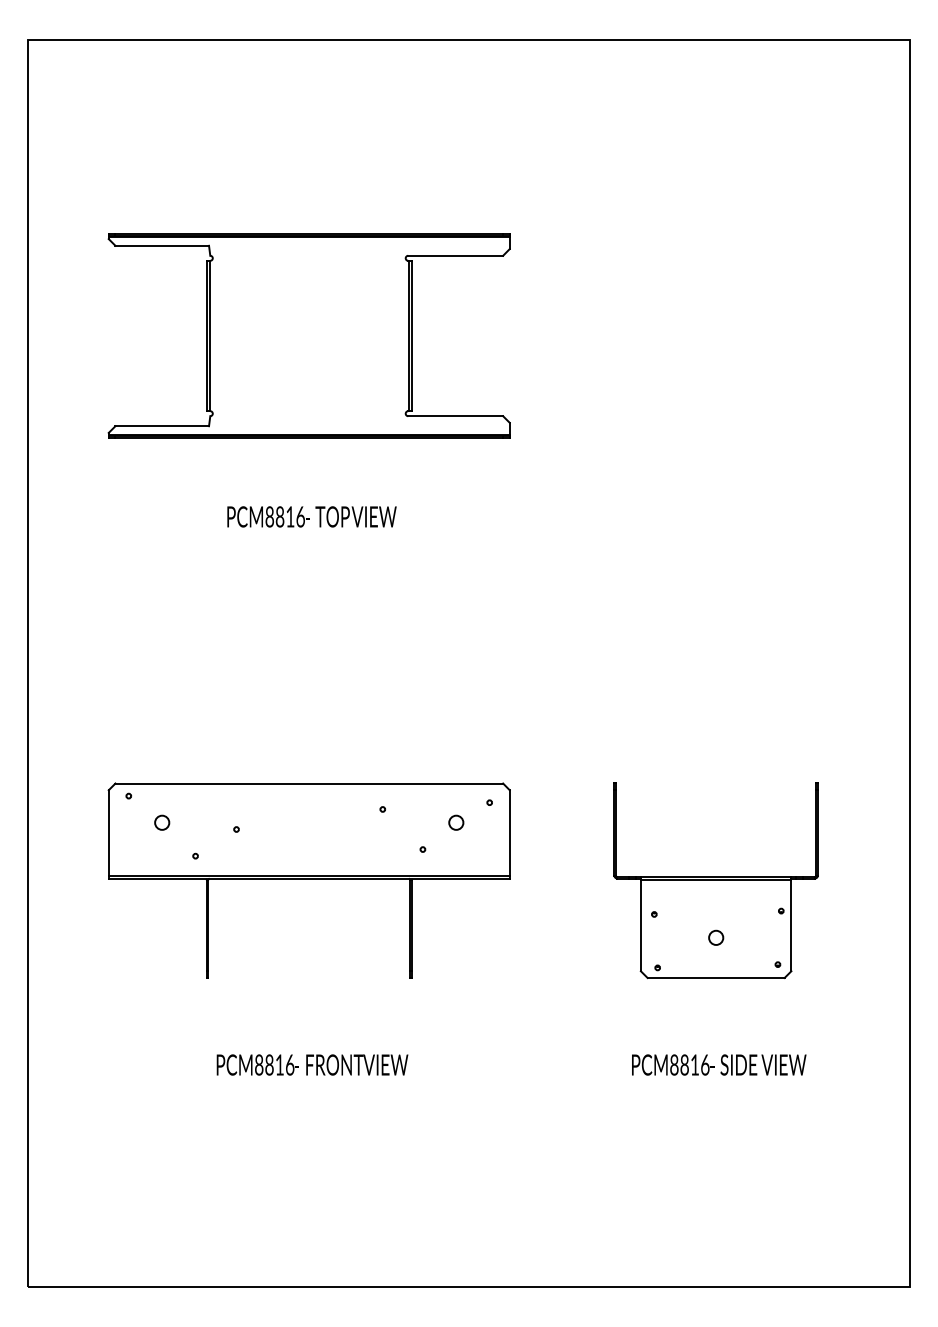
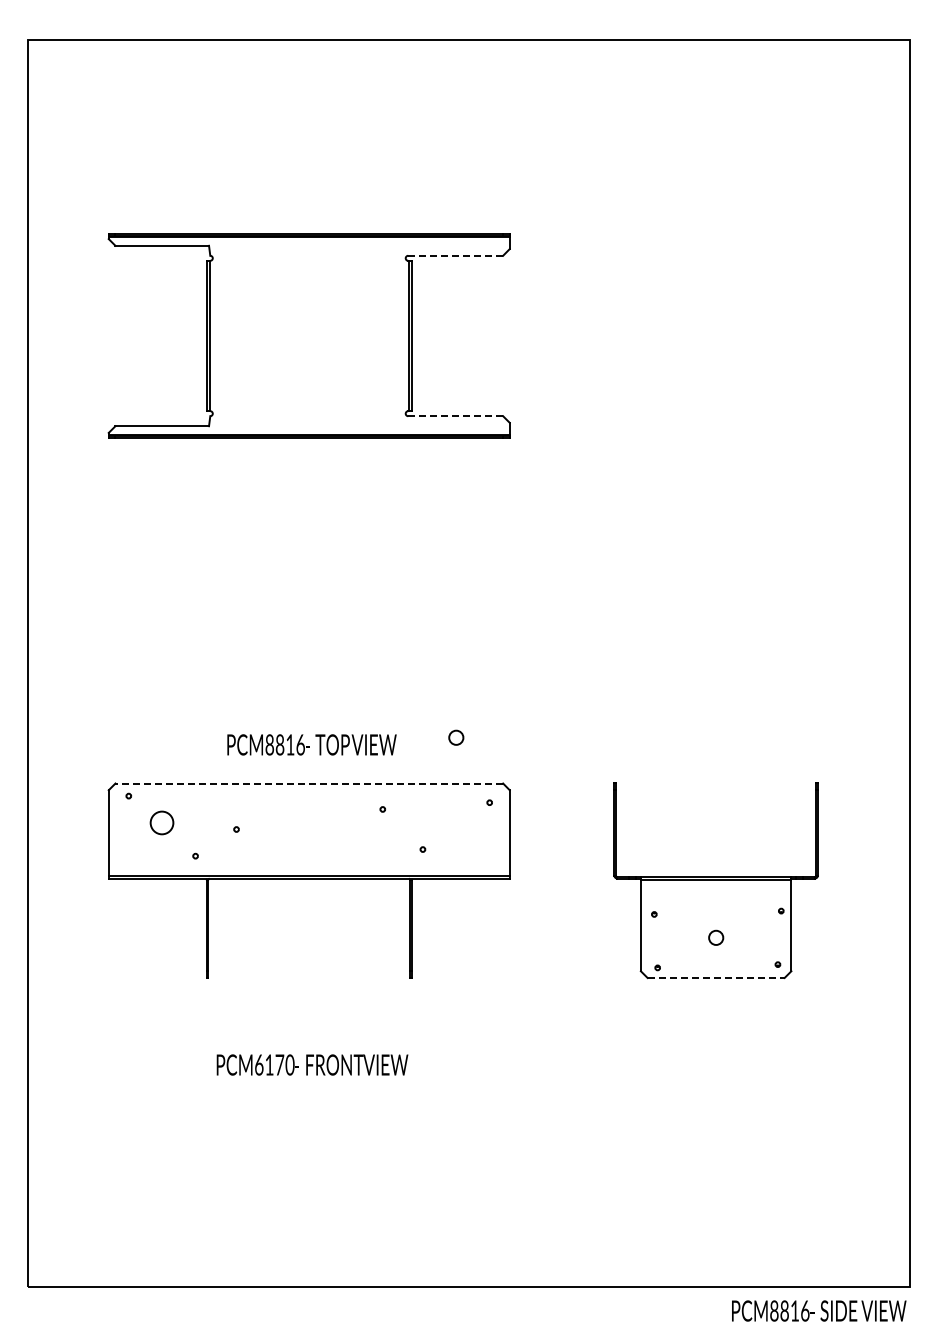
line: solid -> dashed (456, 255)
line: solid -> dashed (455, 416)
text position: (311, 516) -> (311, 744) (311, 744)
line: solid -> dashed (309, 783)
circle size: 17x17 px -> 26x26 px (161, 822)
circle position: (456, 822) -> (456, 737) (456, 737)
line: solid -> dashed (716, 977)
text: PCM8816 -> PCM6170 (274, 1064)
text position: (719, 1064) -> (819, 1310) (819, 1310)
